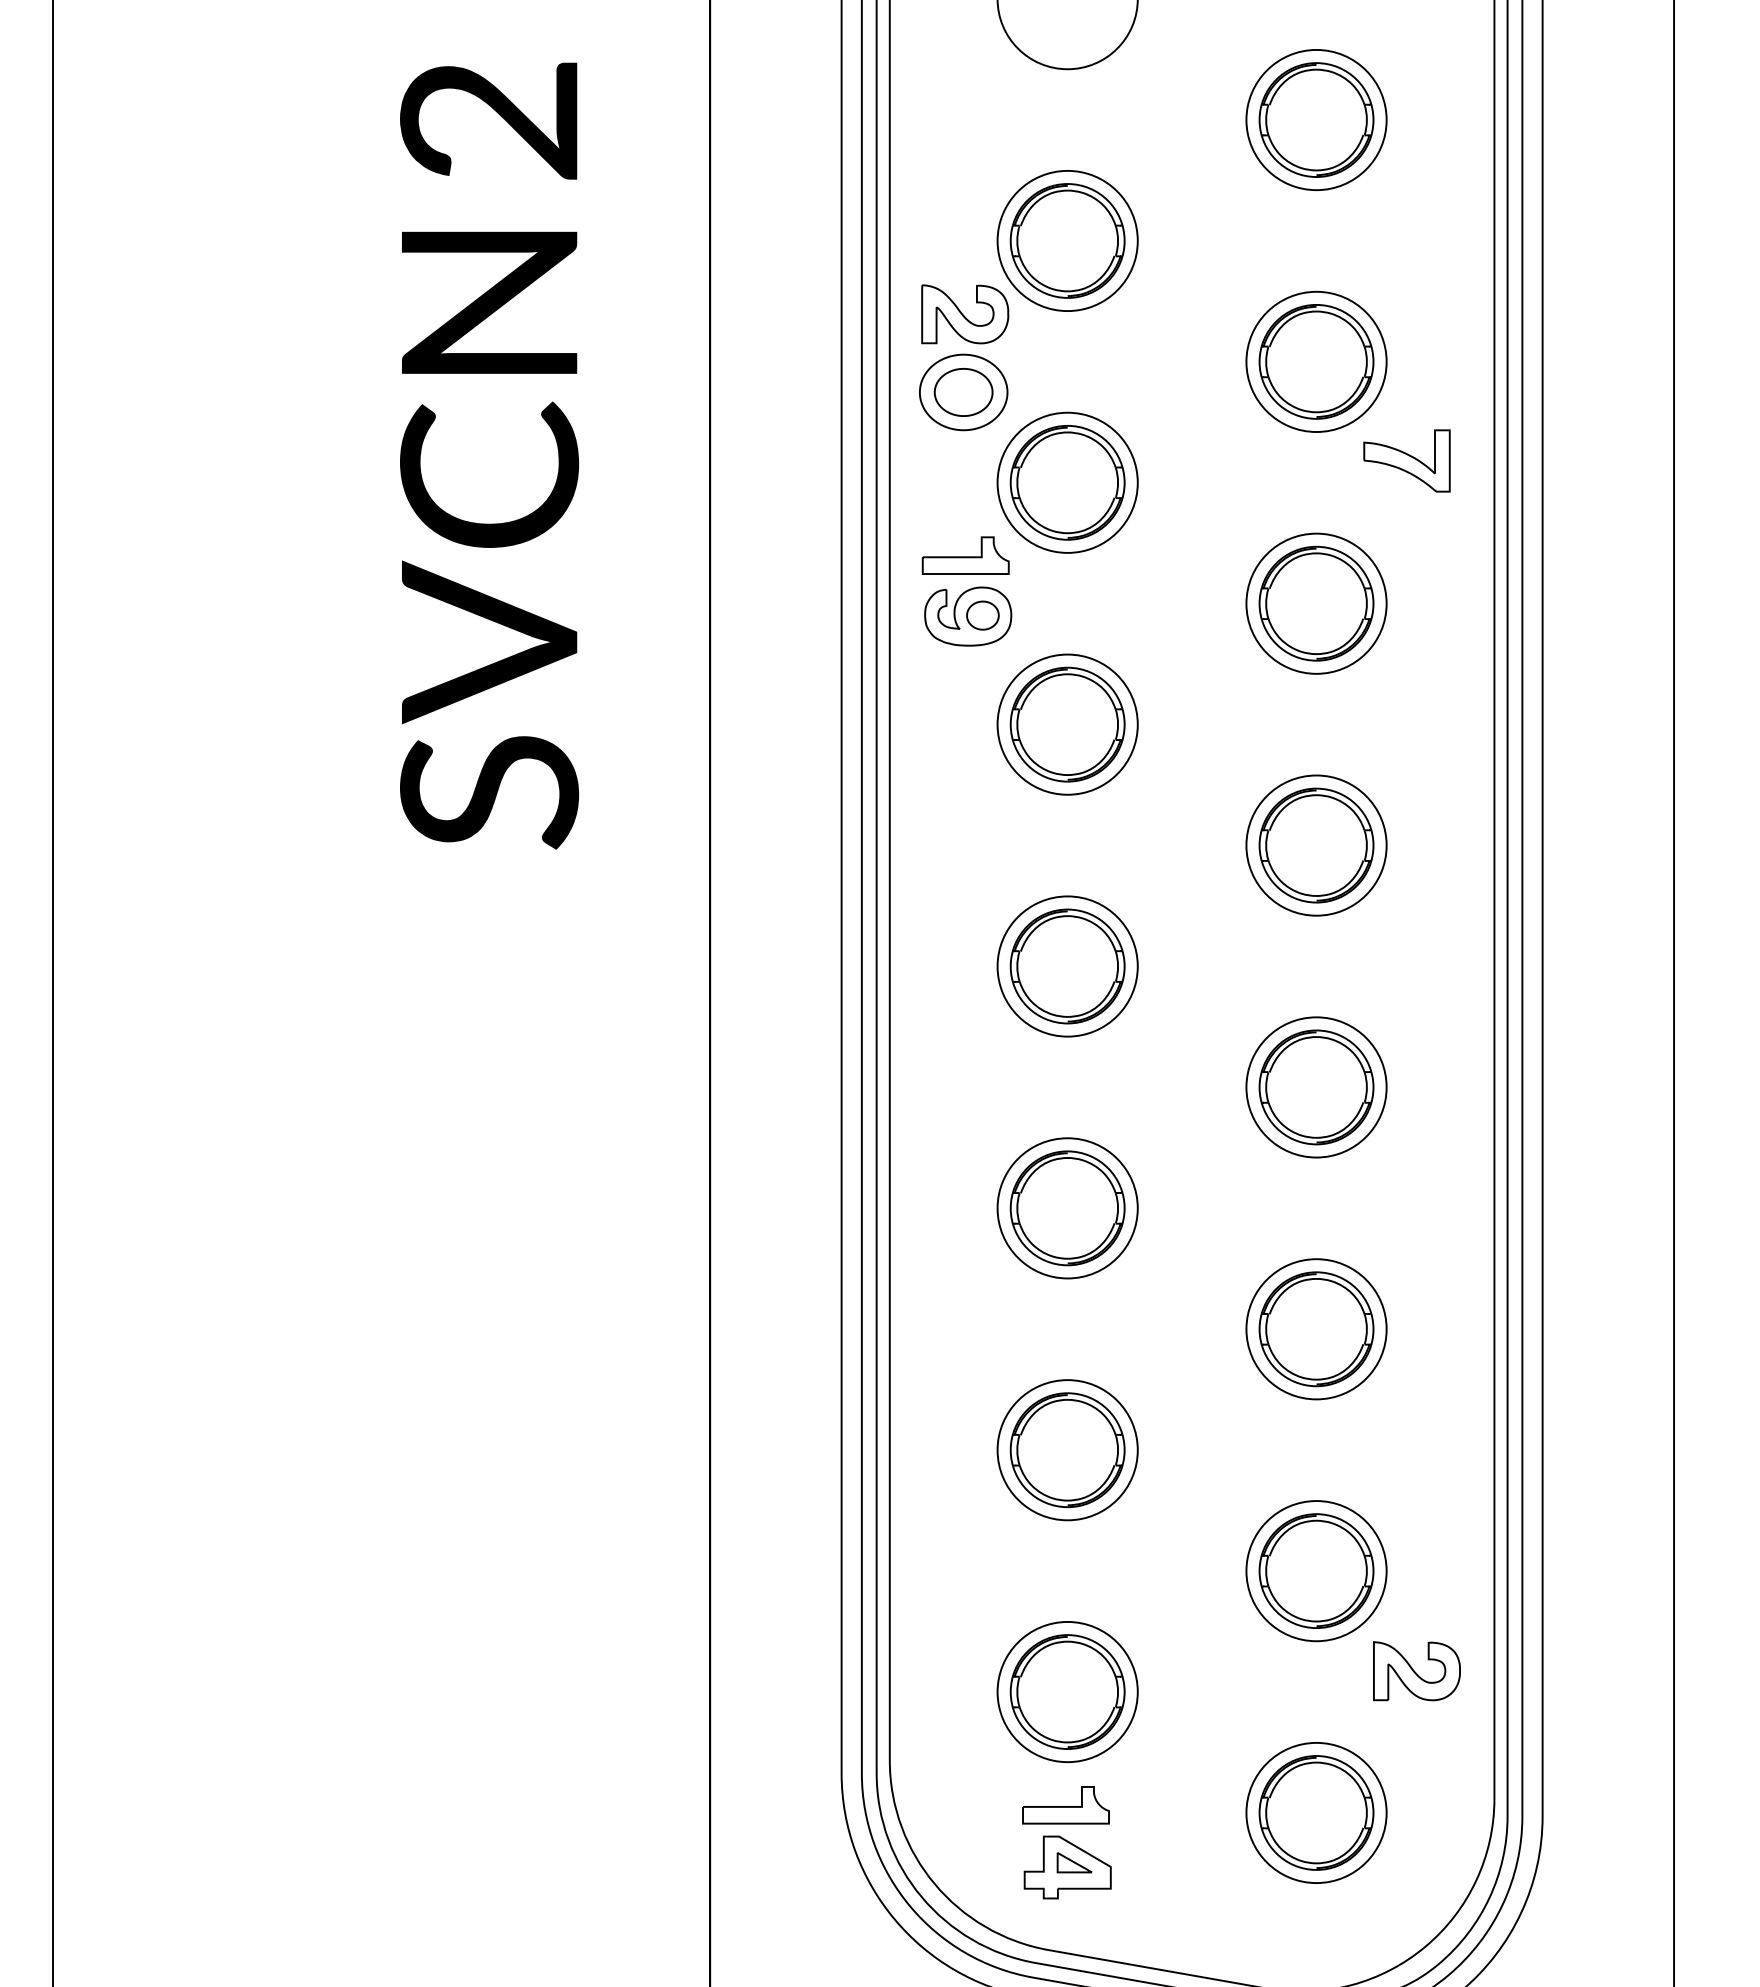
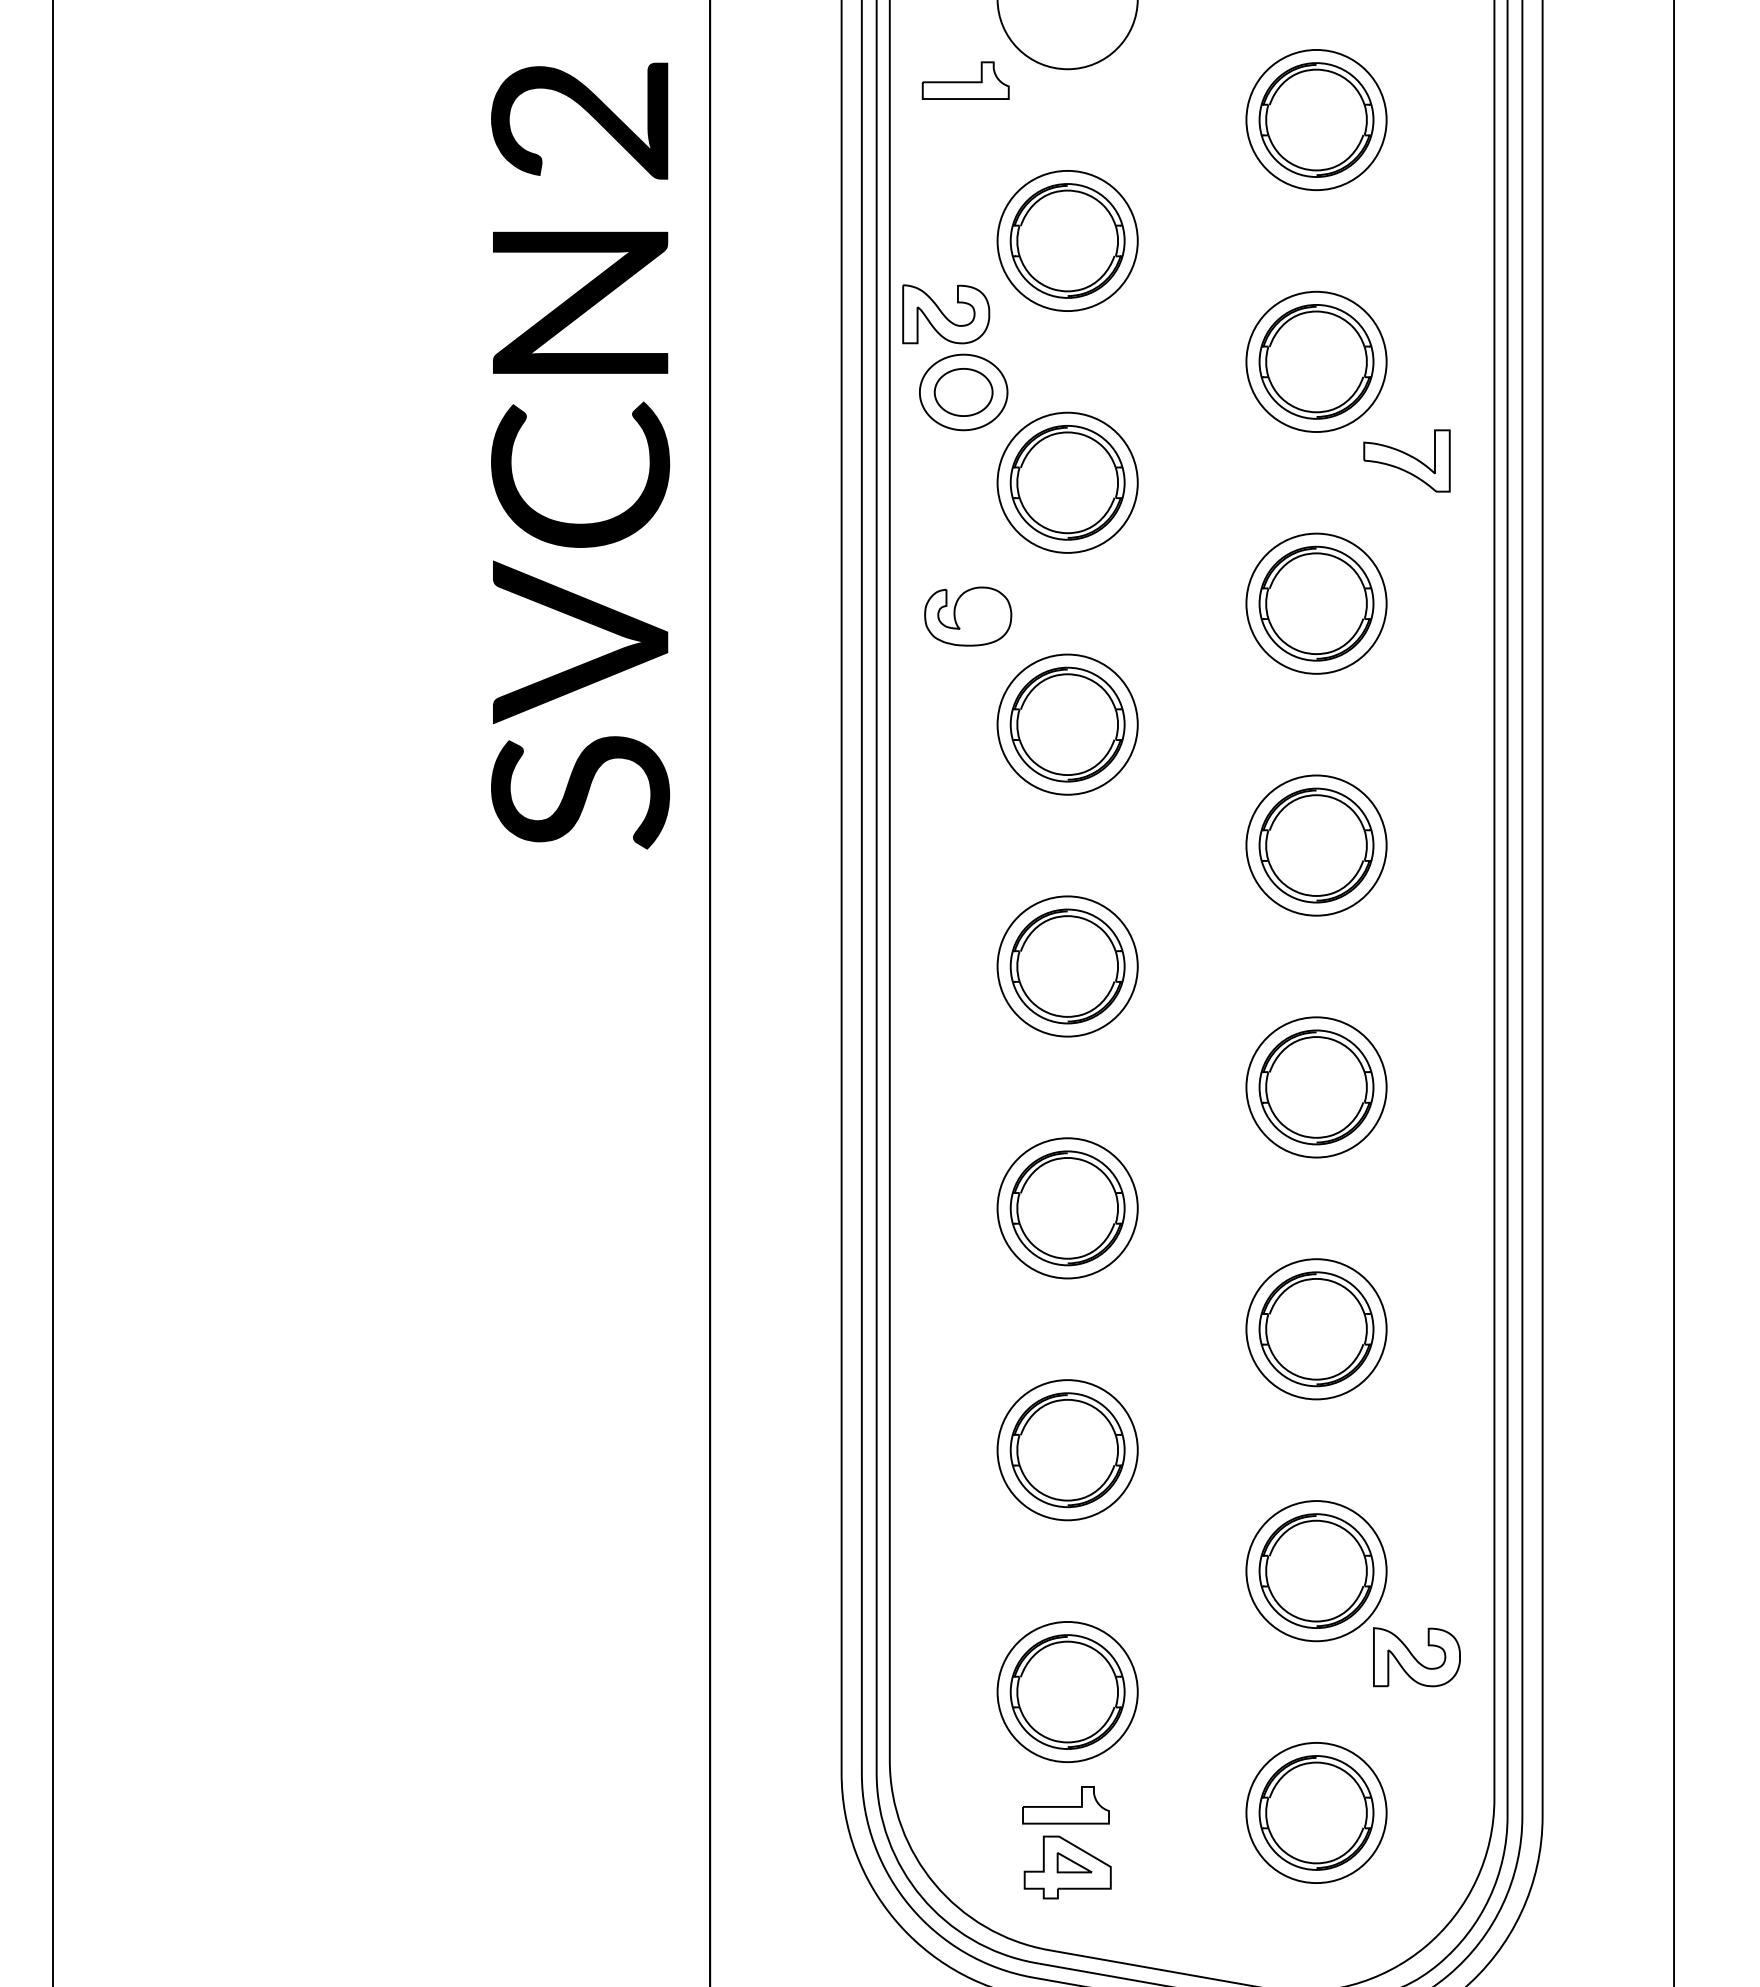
part position: (965, 314) -> (946, 314) (946, 314)
text position: (489, 455) -> (580, 455) (580, 455)
part position: (965, 555) -> (965, 80) (965, 80)
part: present -> none (982, 615)
part position: (1416, 1671) -> (1416, 1657) (1416, 1657)
